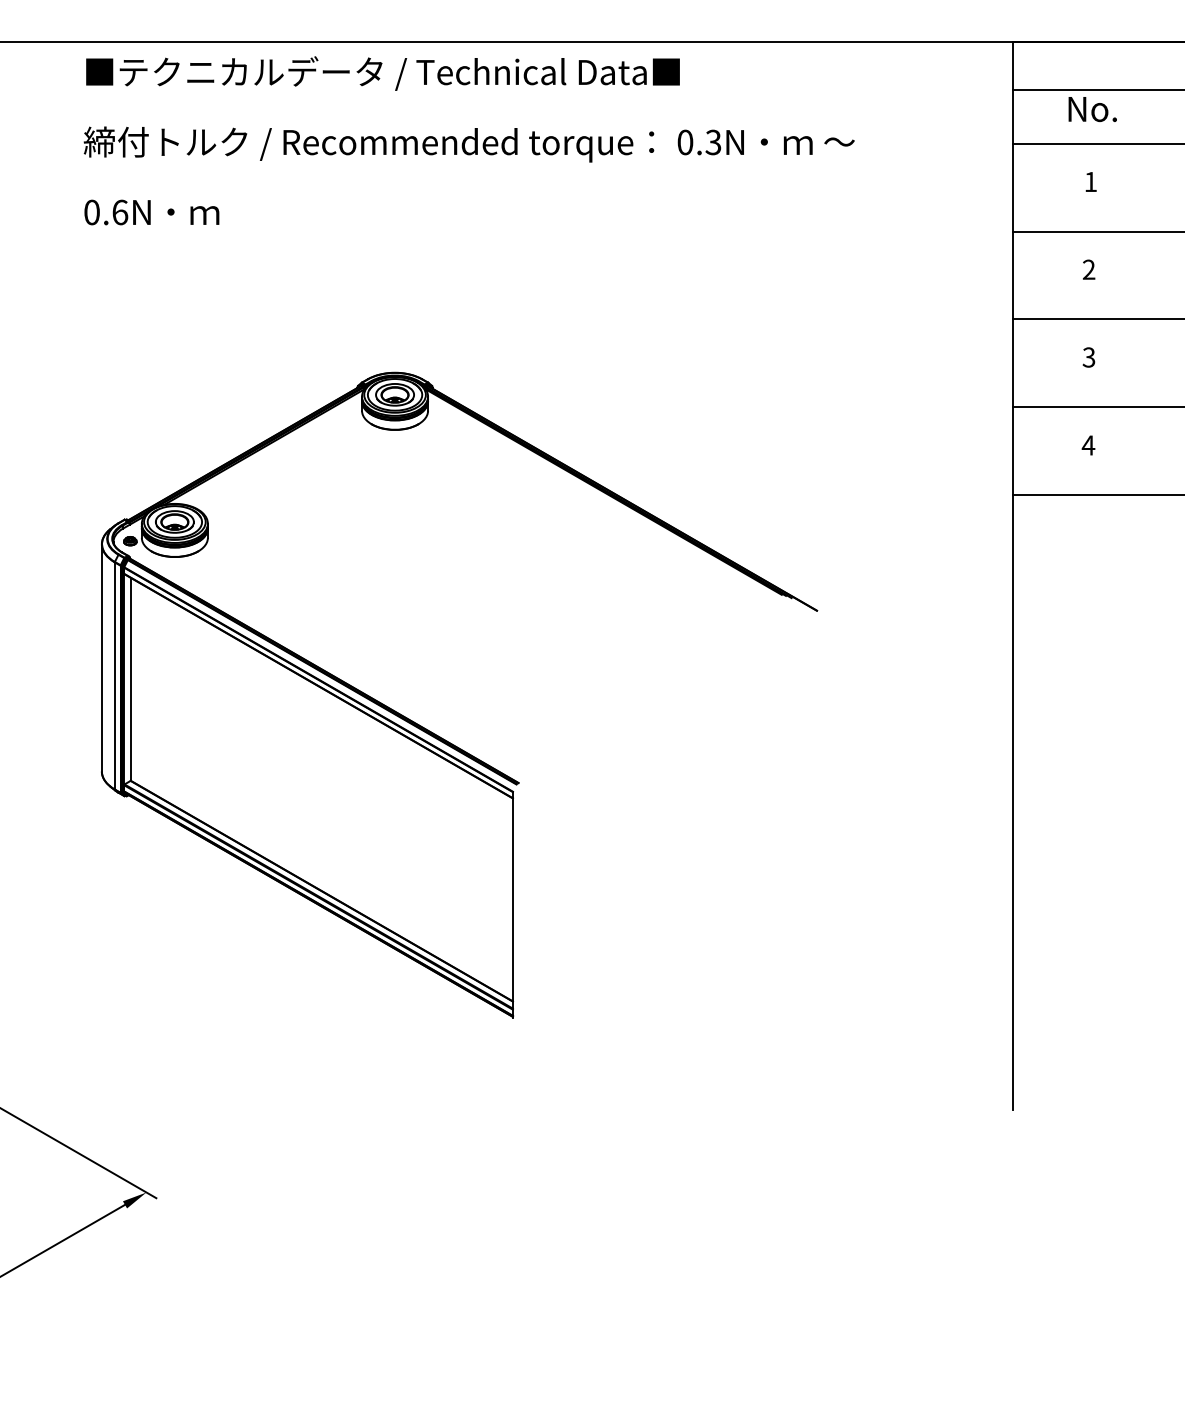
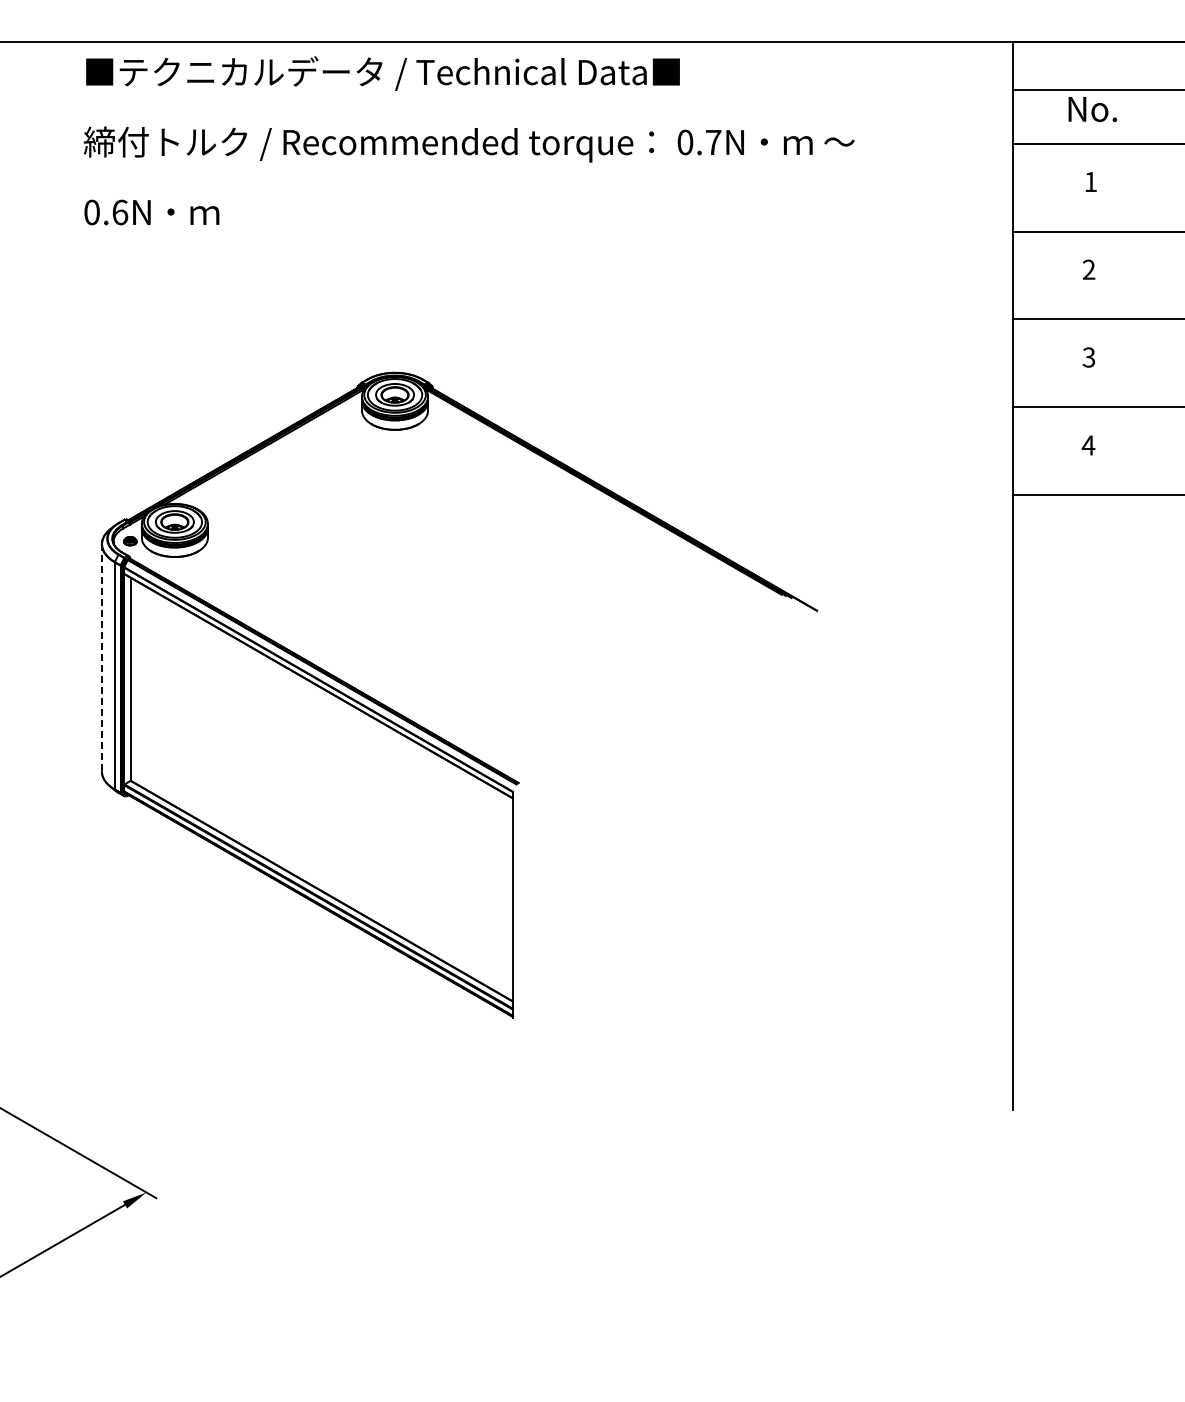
text: 0.3N -> 0.7N (713, 142)
line: solid -> dashed (101, 657)
